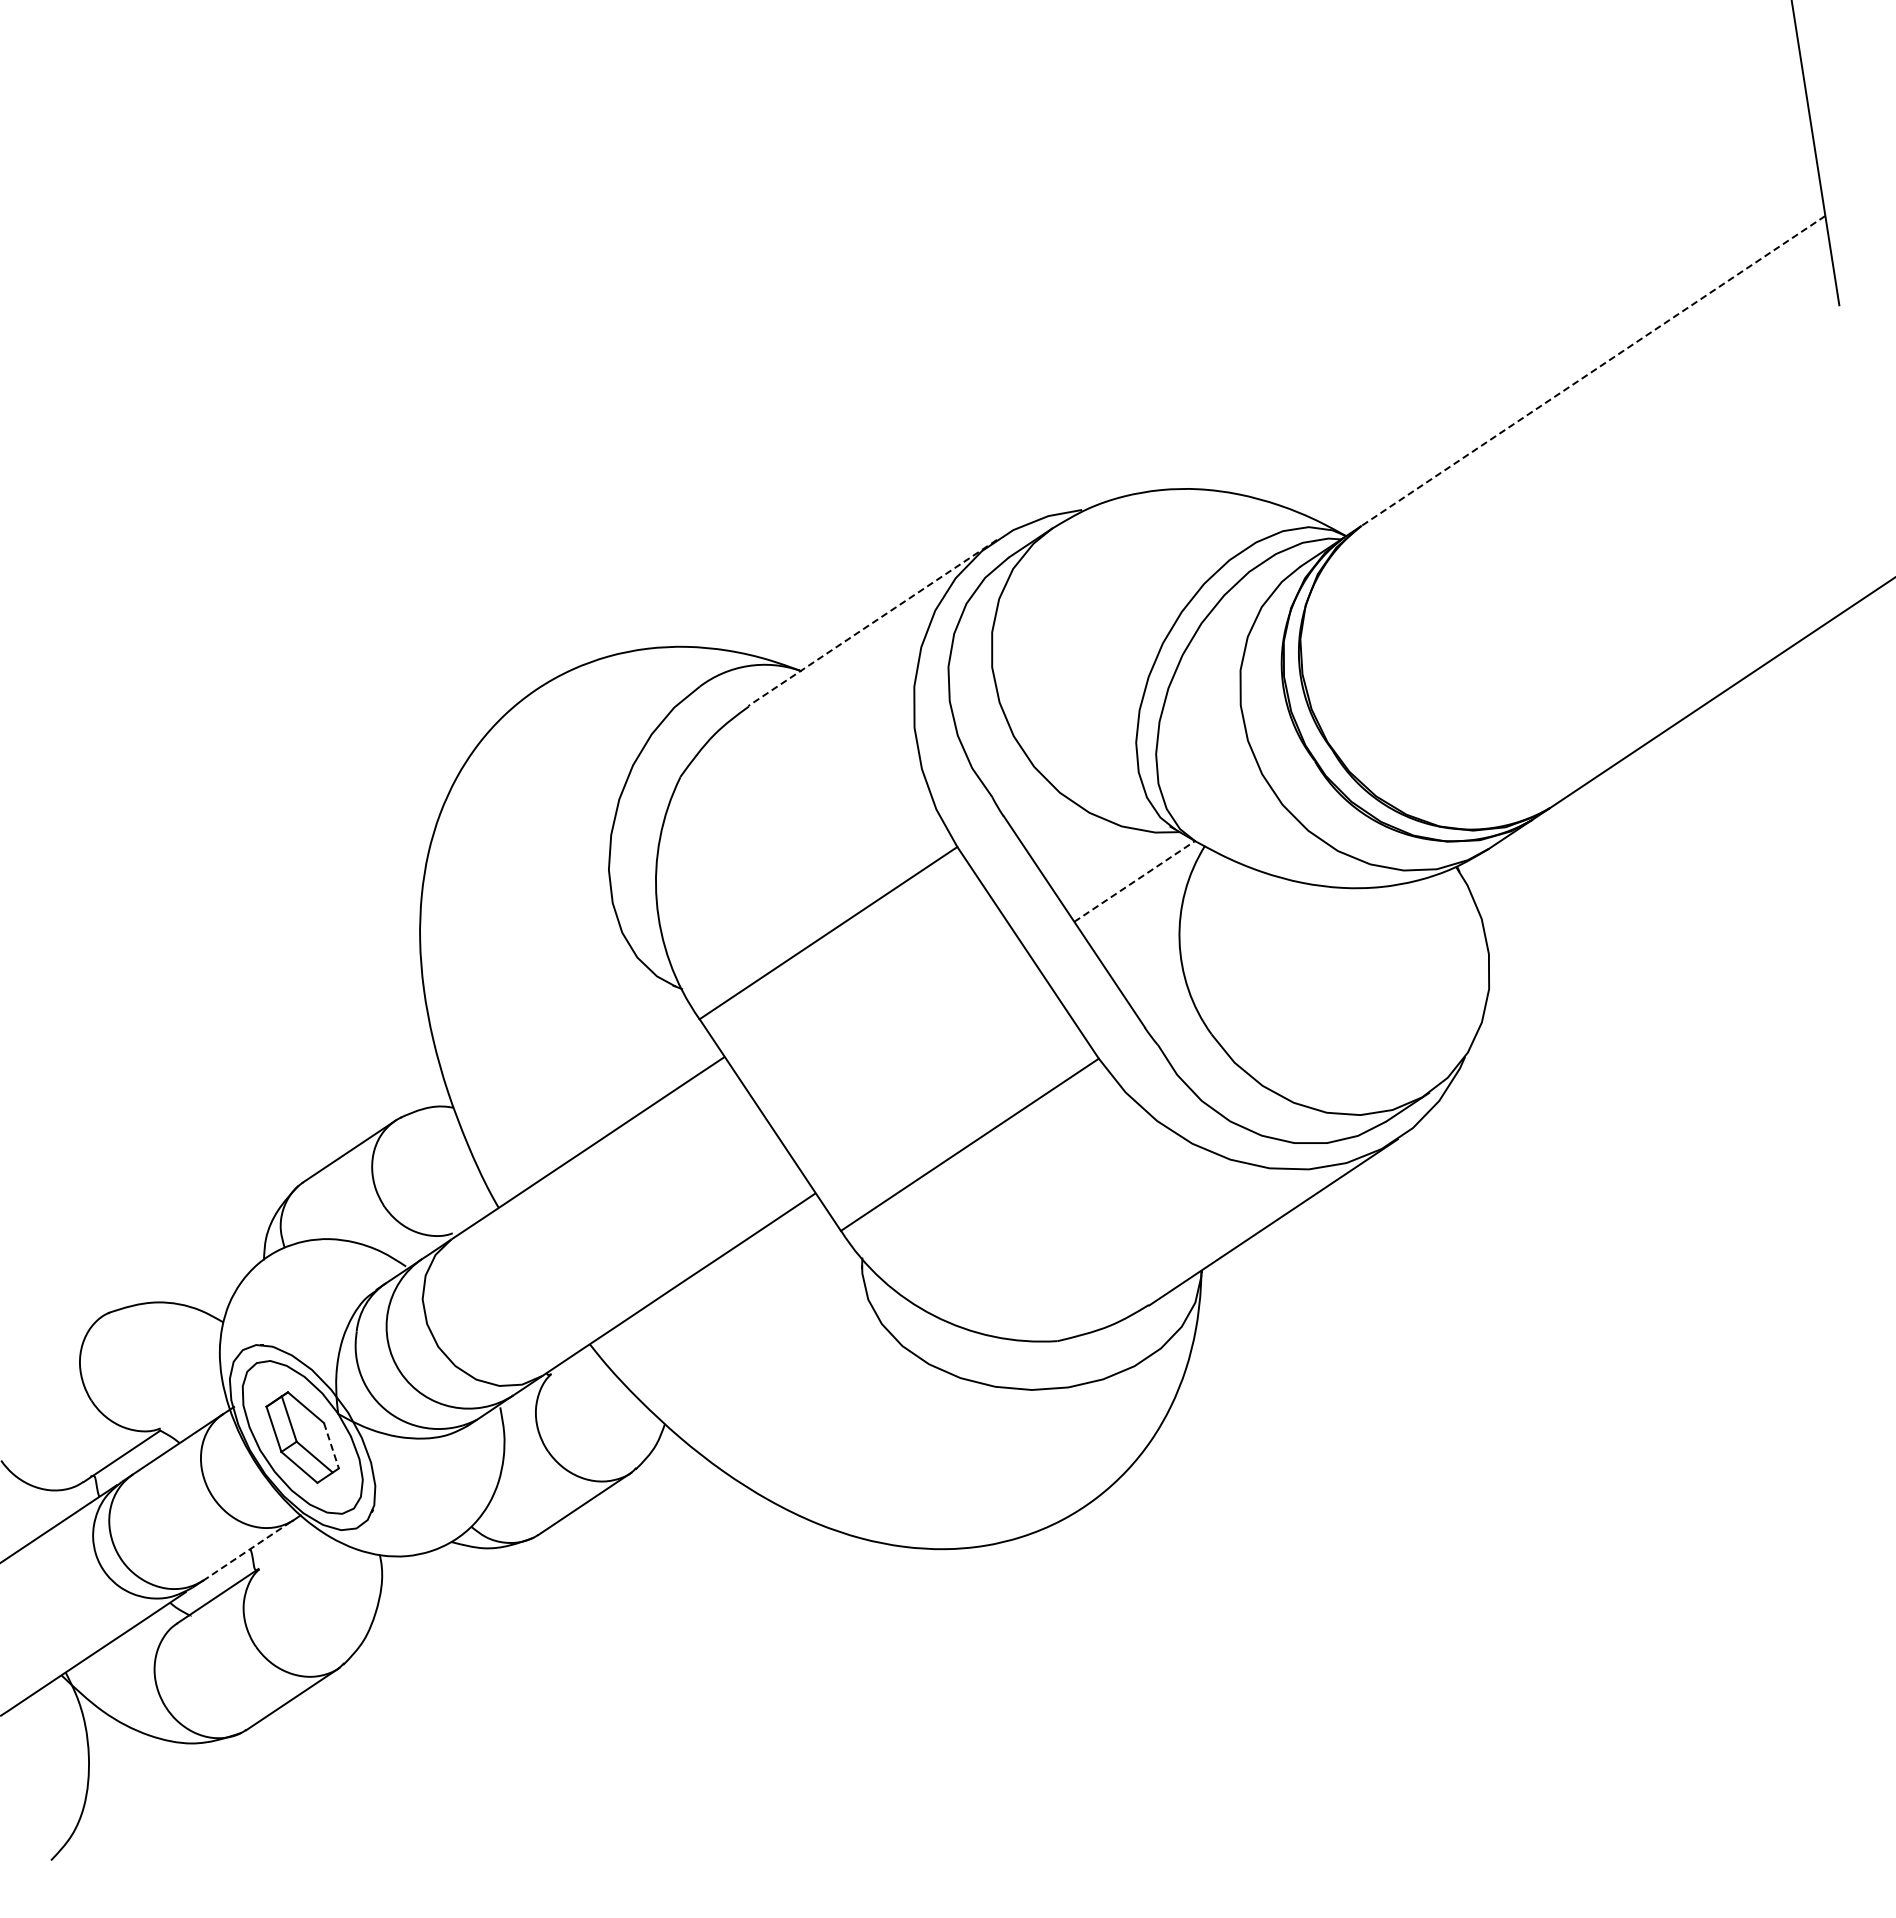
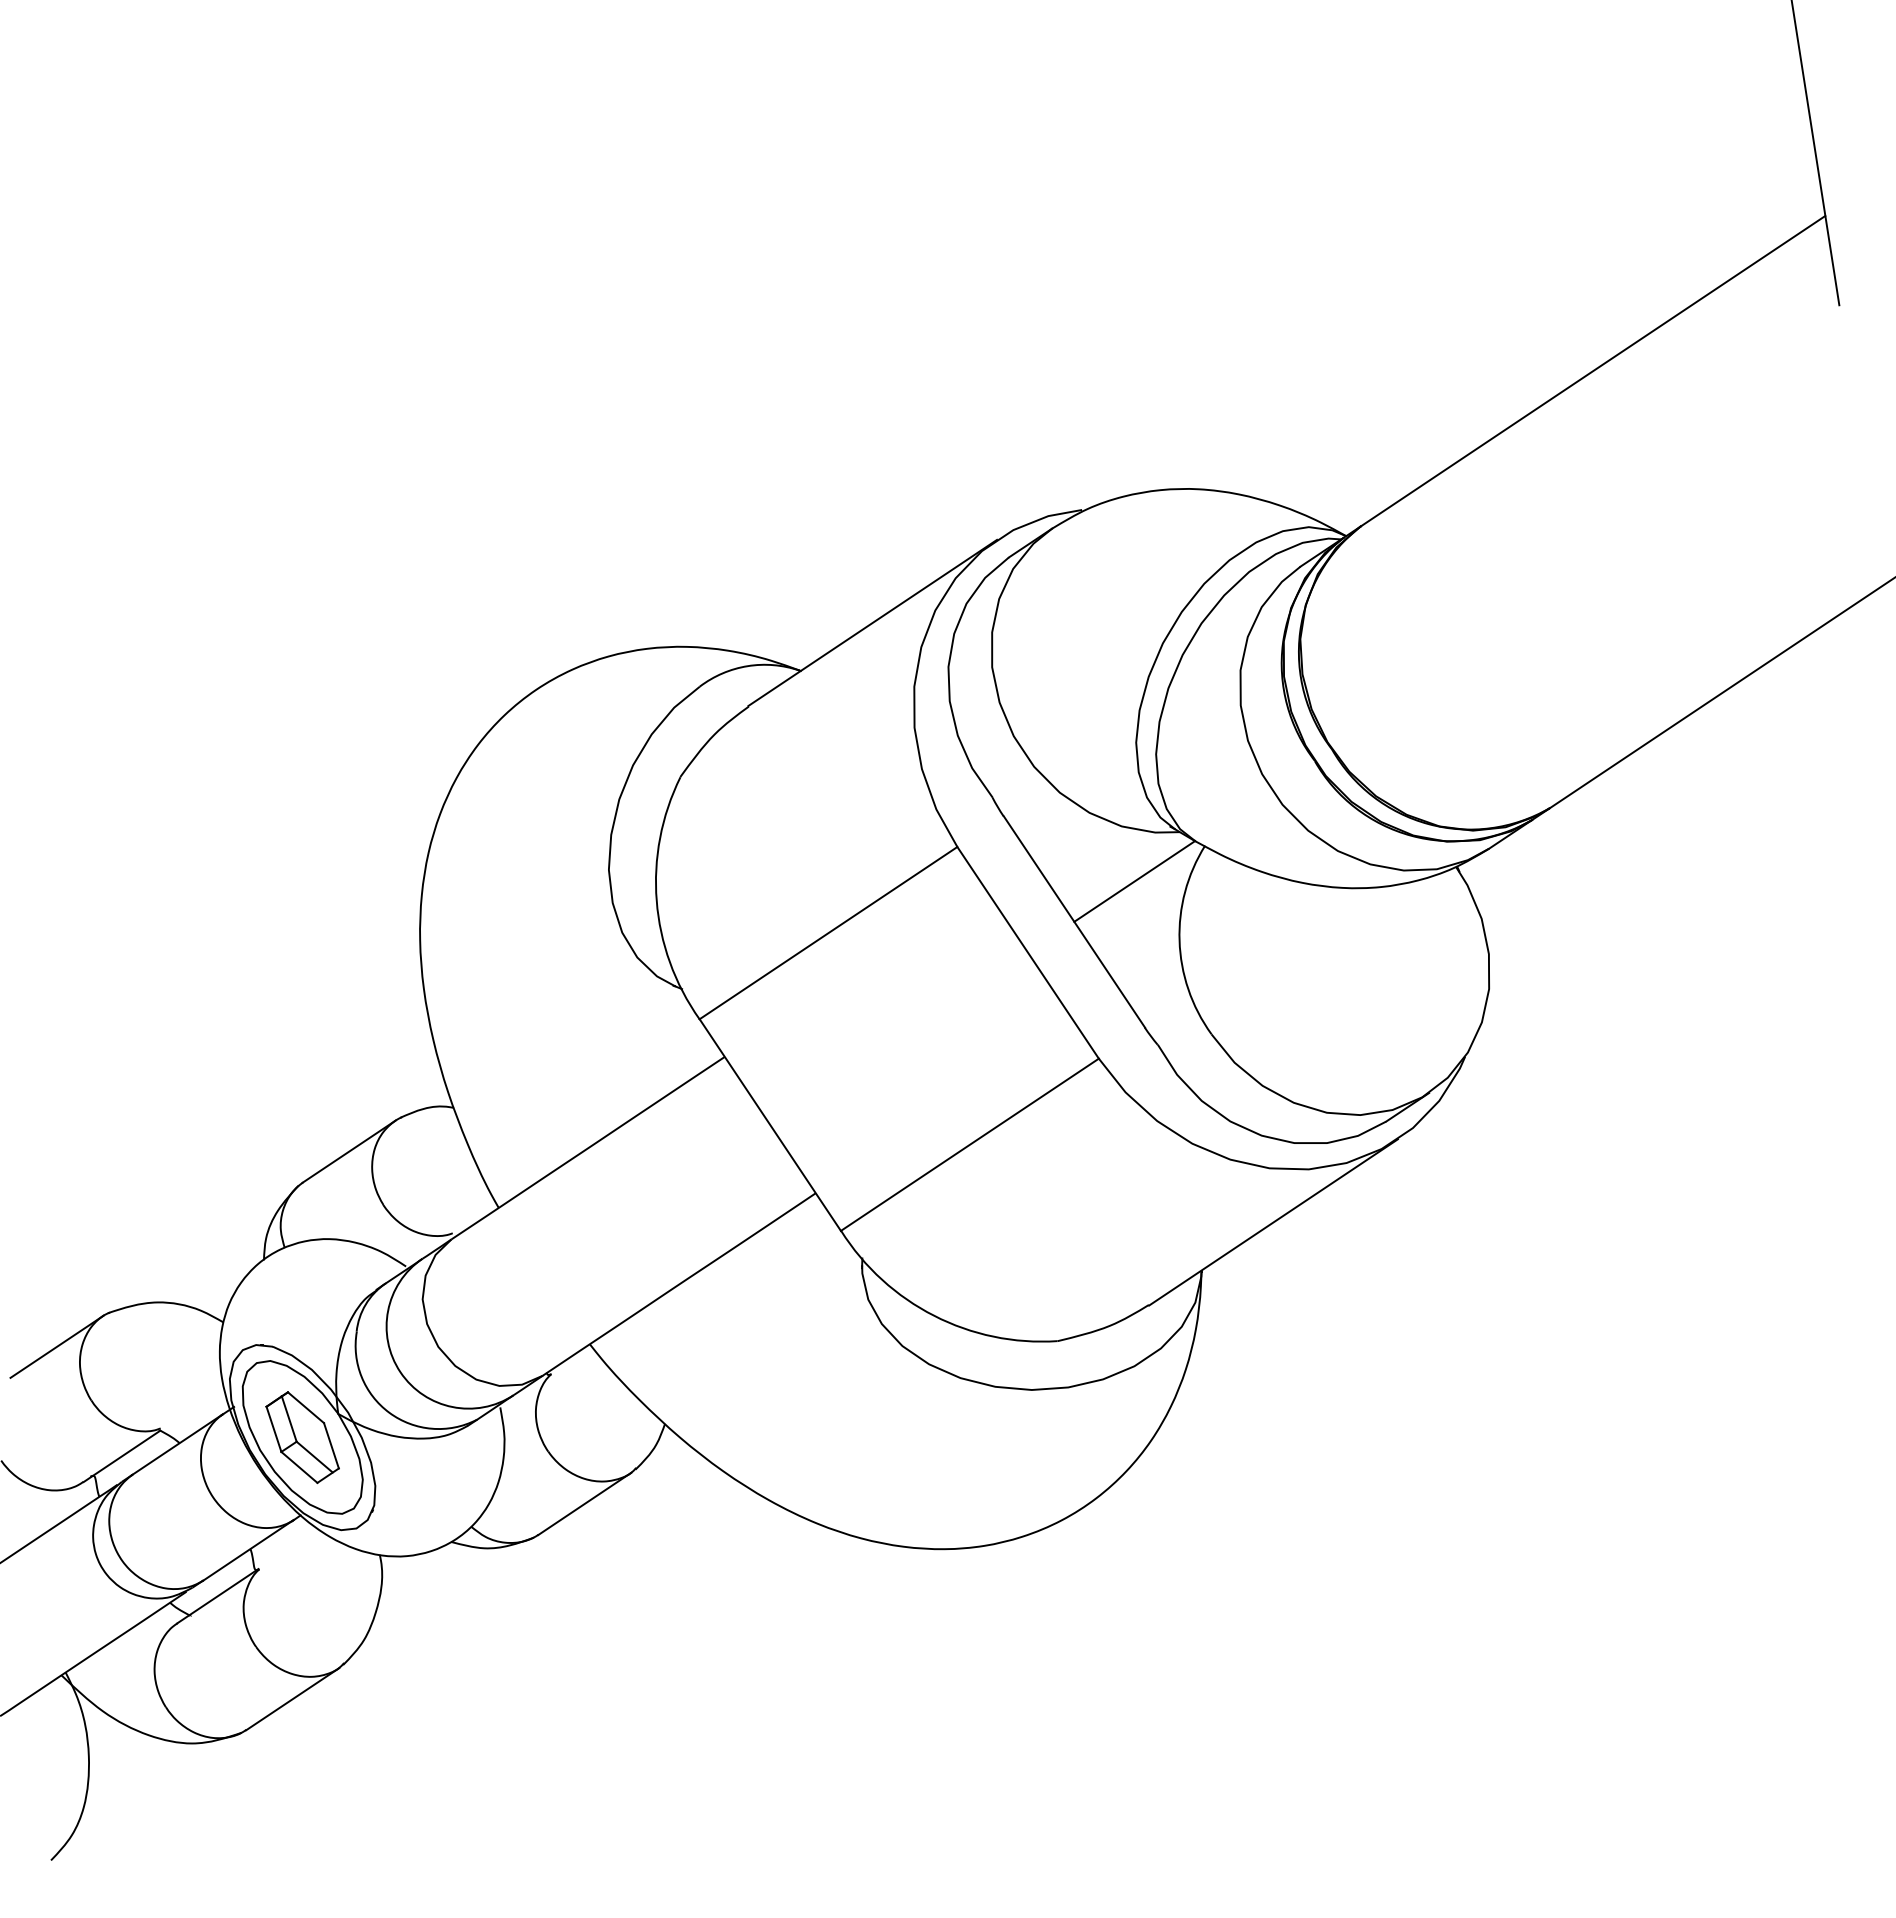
line: dashed -> solid (1592, 371)
line: dashed -> solid (872, 623)
line: dashed -> solid (1134, 881)
line: none -> present (56, 1346)
line: dashed -> solid (331, 1445)
line: dashed -> solid (248, 1550)
